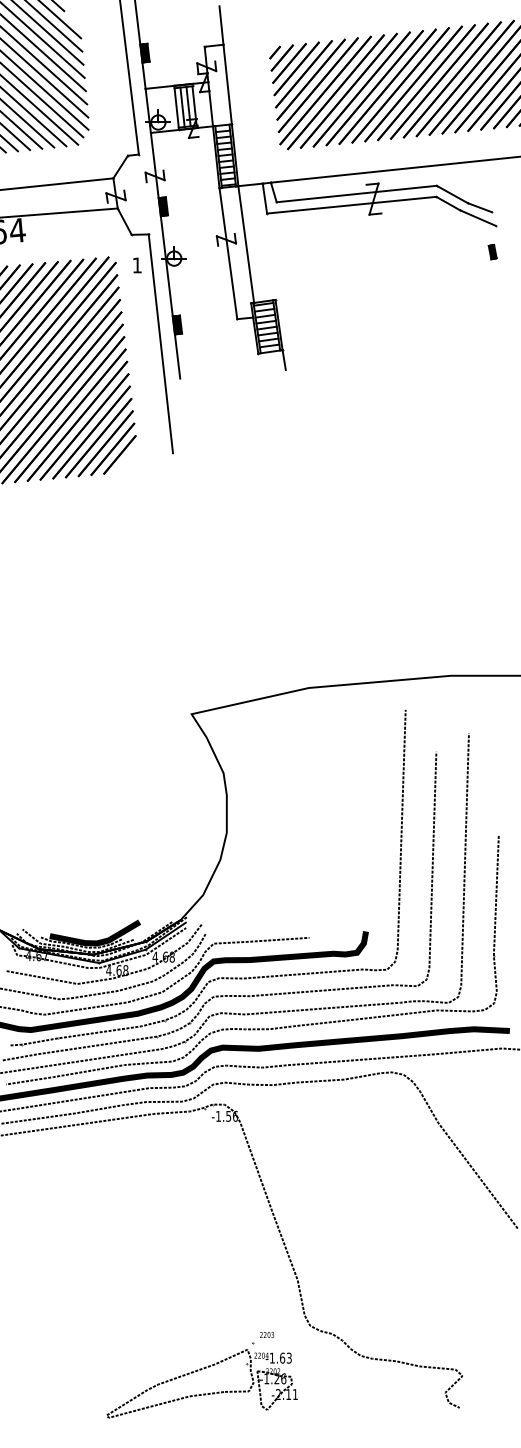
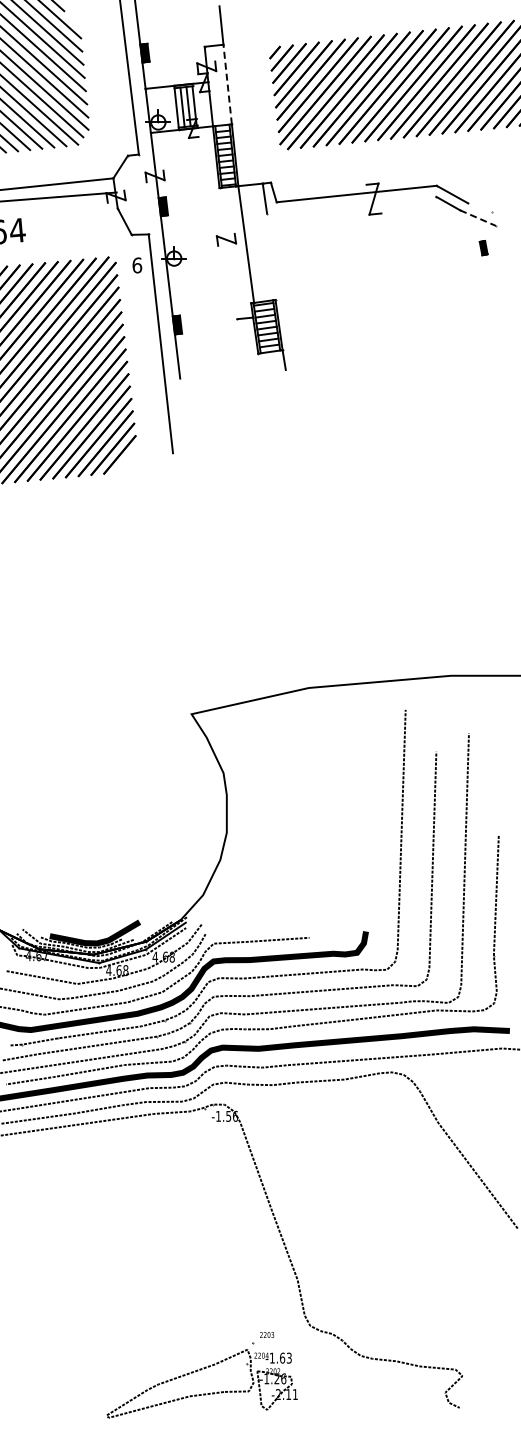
line: solid -> dashed (227, 84)
line: present -> none (393, 169)
line: present -> none (351, 204)
line: present -> none (479, 207)
line position: (59, 212) -> (59, 196) (59, 196)
line: solid -> dashed (478, 218)
part position: (492, 252) -> (483, 248) (483, 248)
line: present -> none (228, 253)
text: 1 -> 6 (137, 265)
